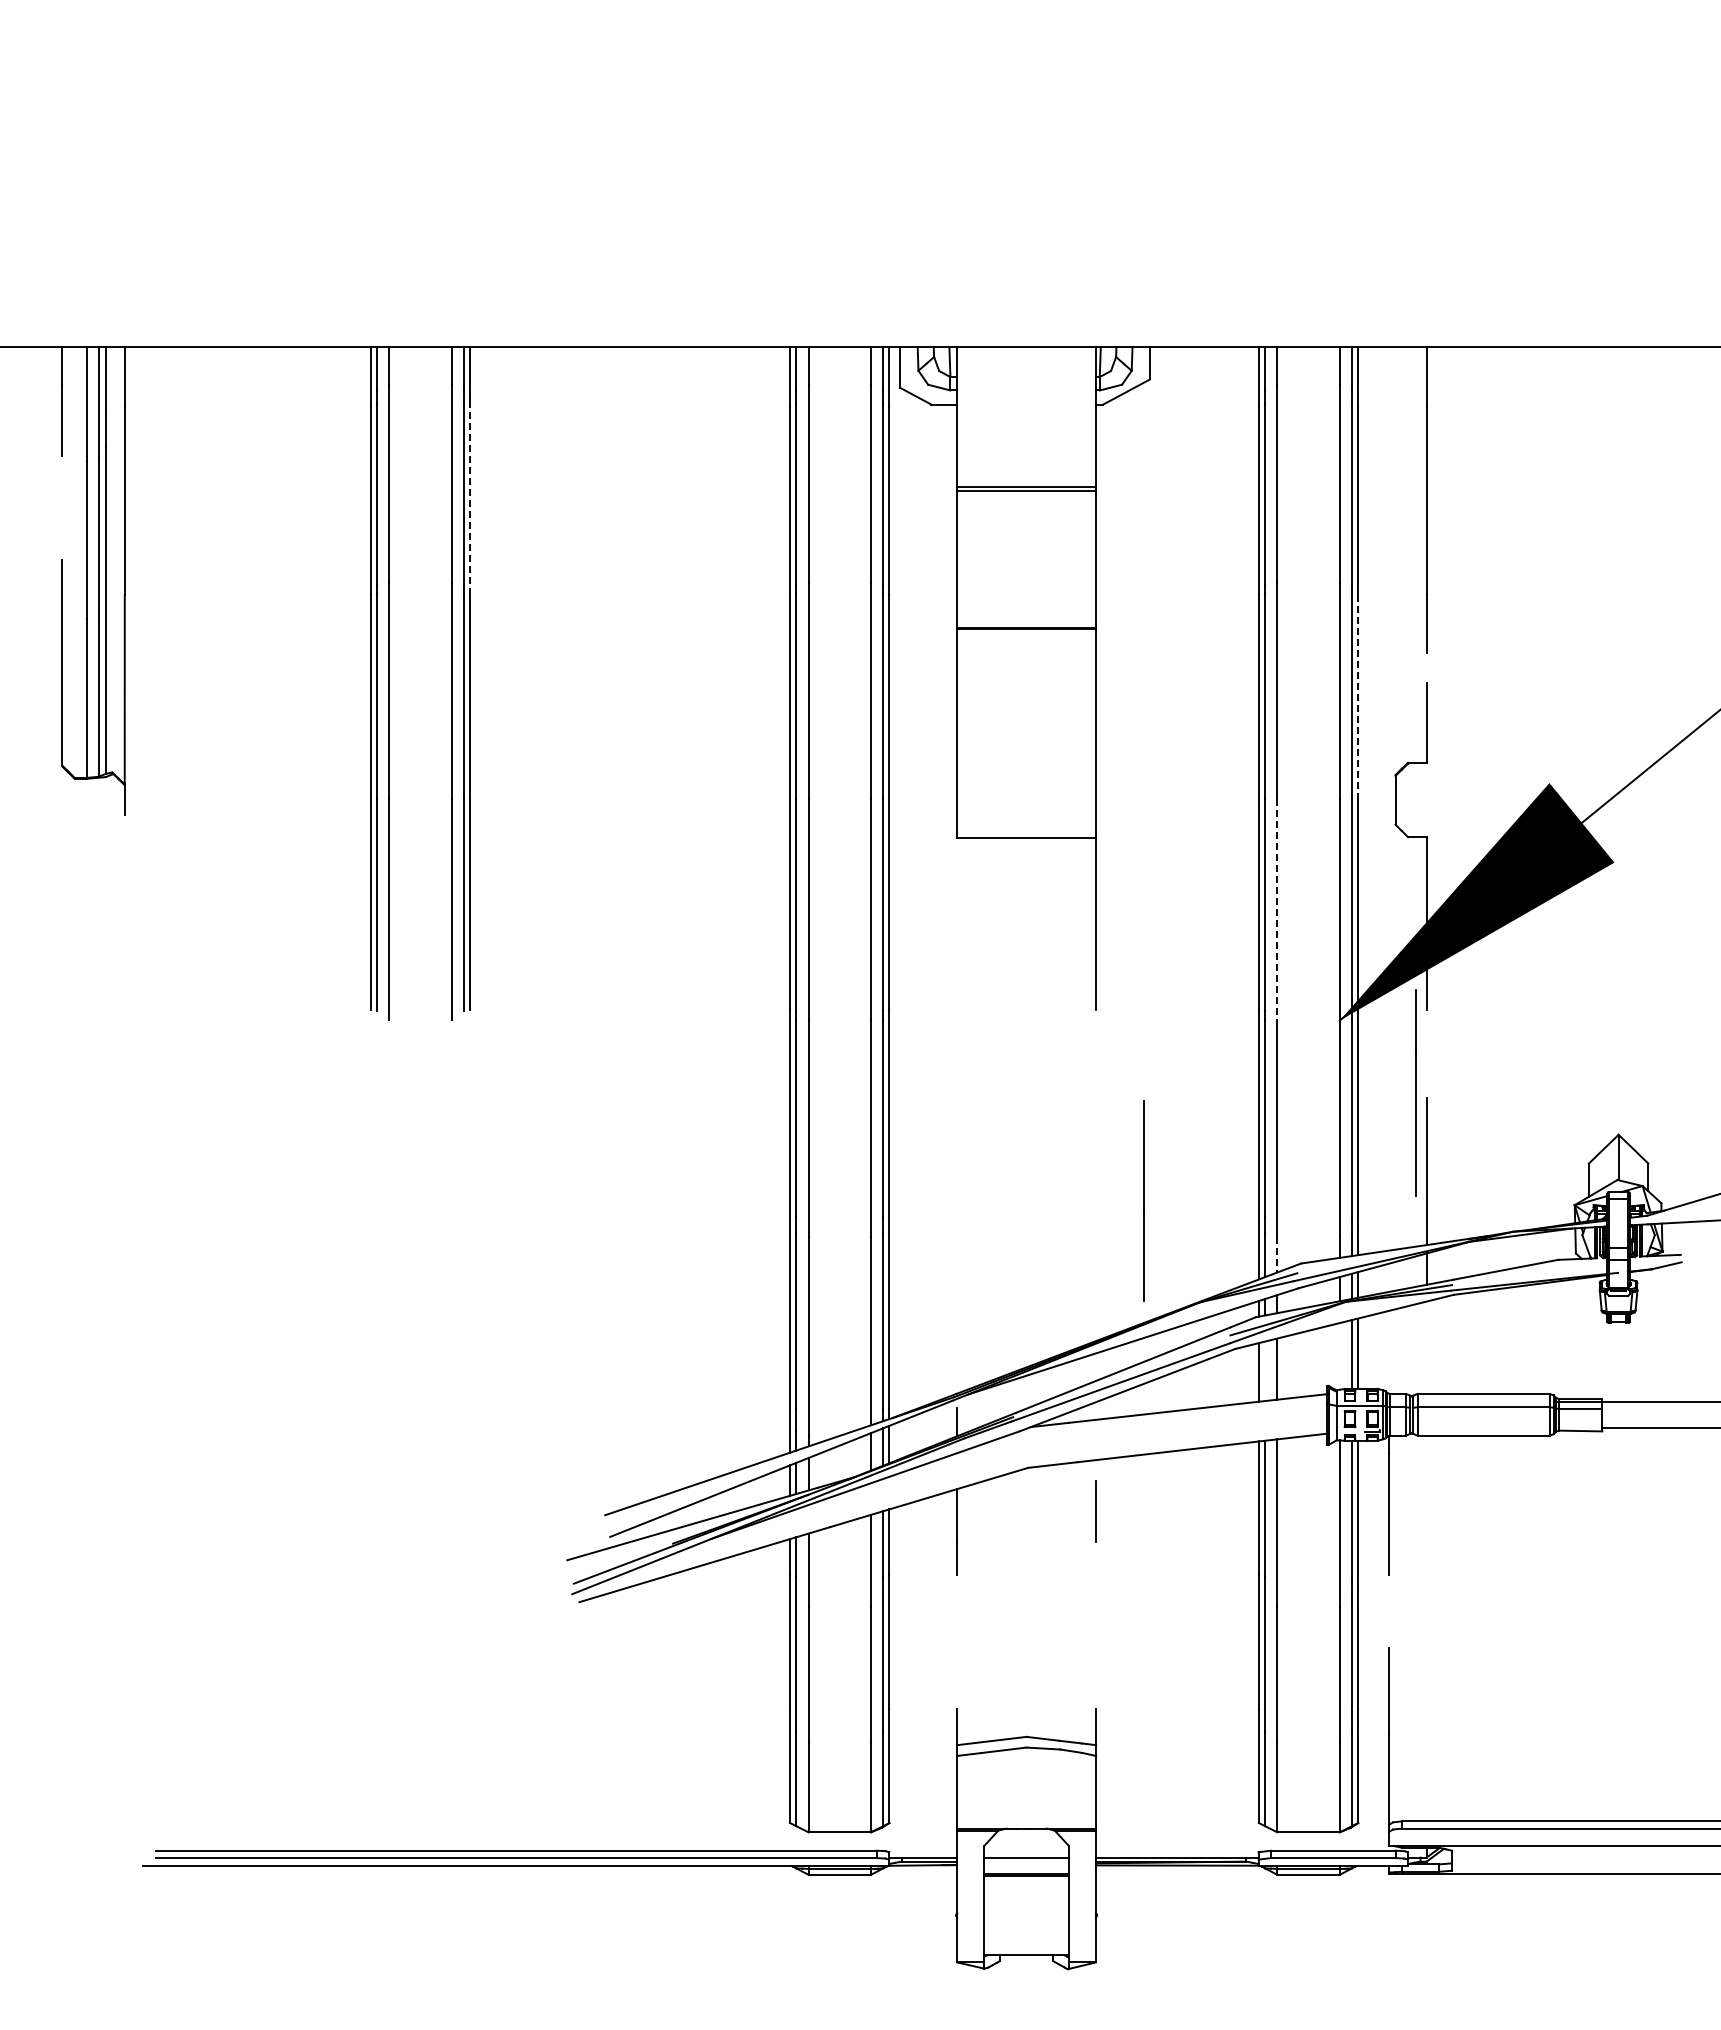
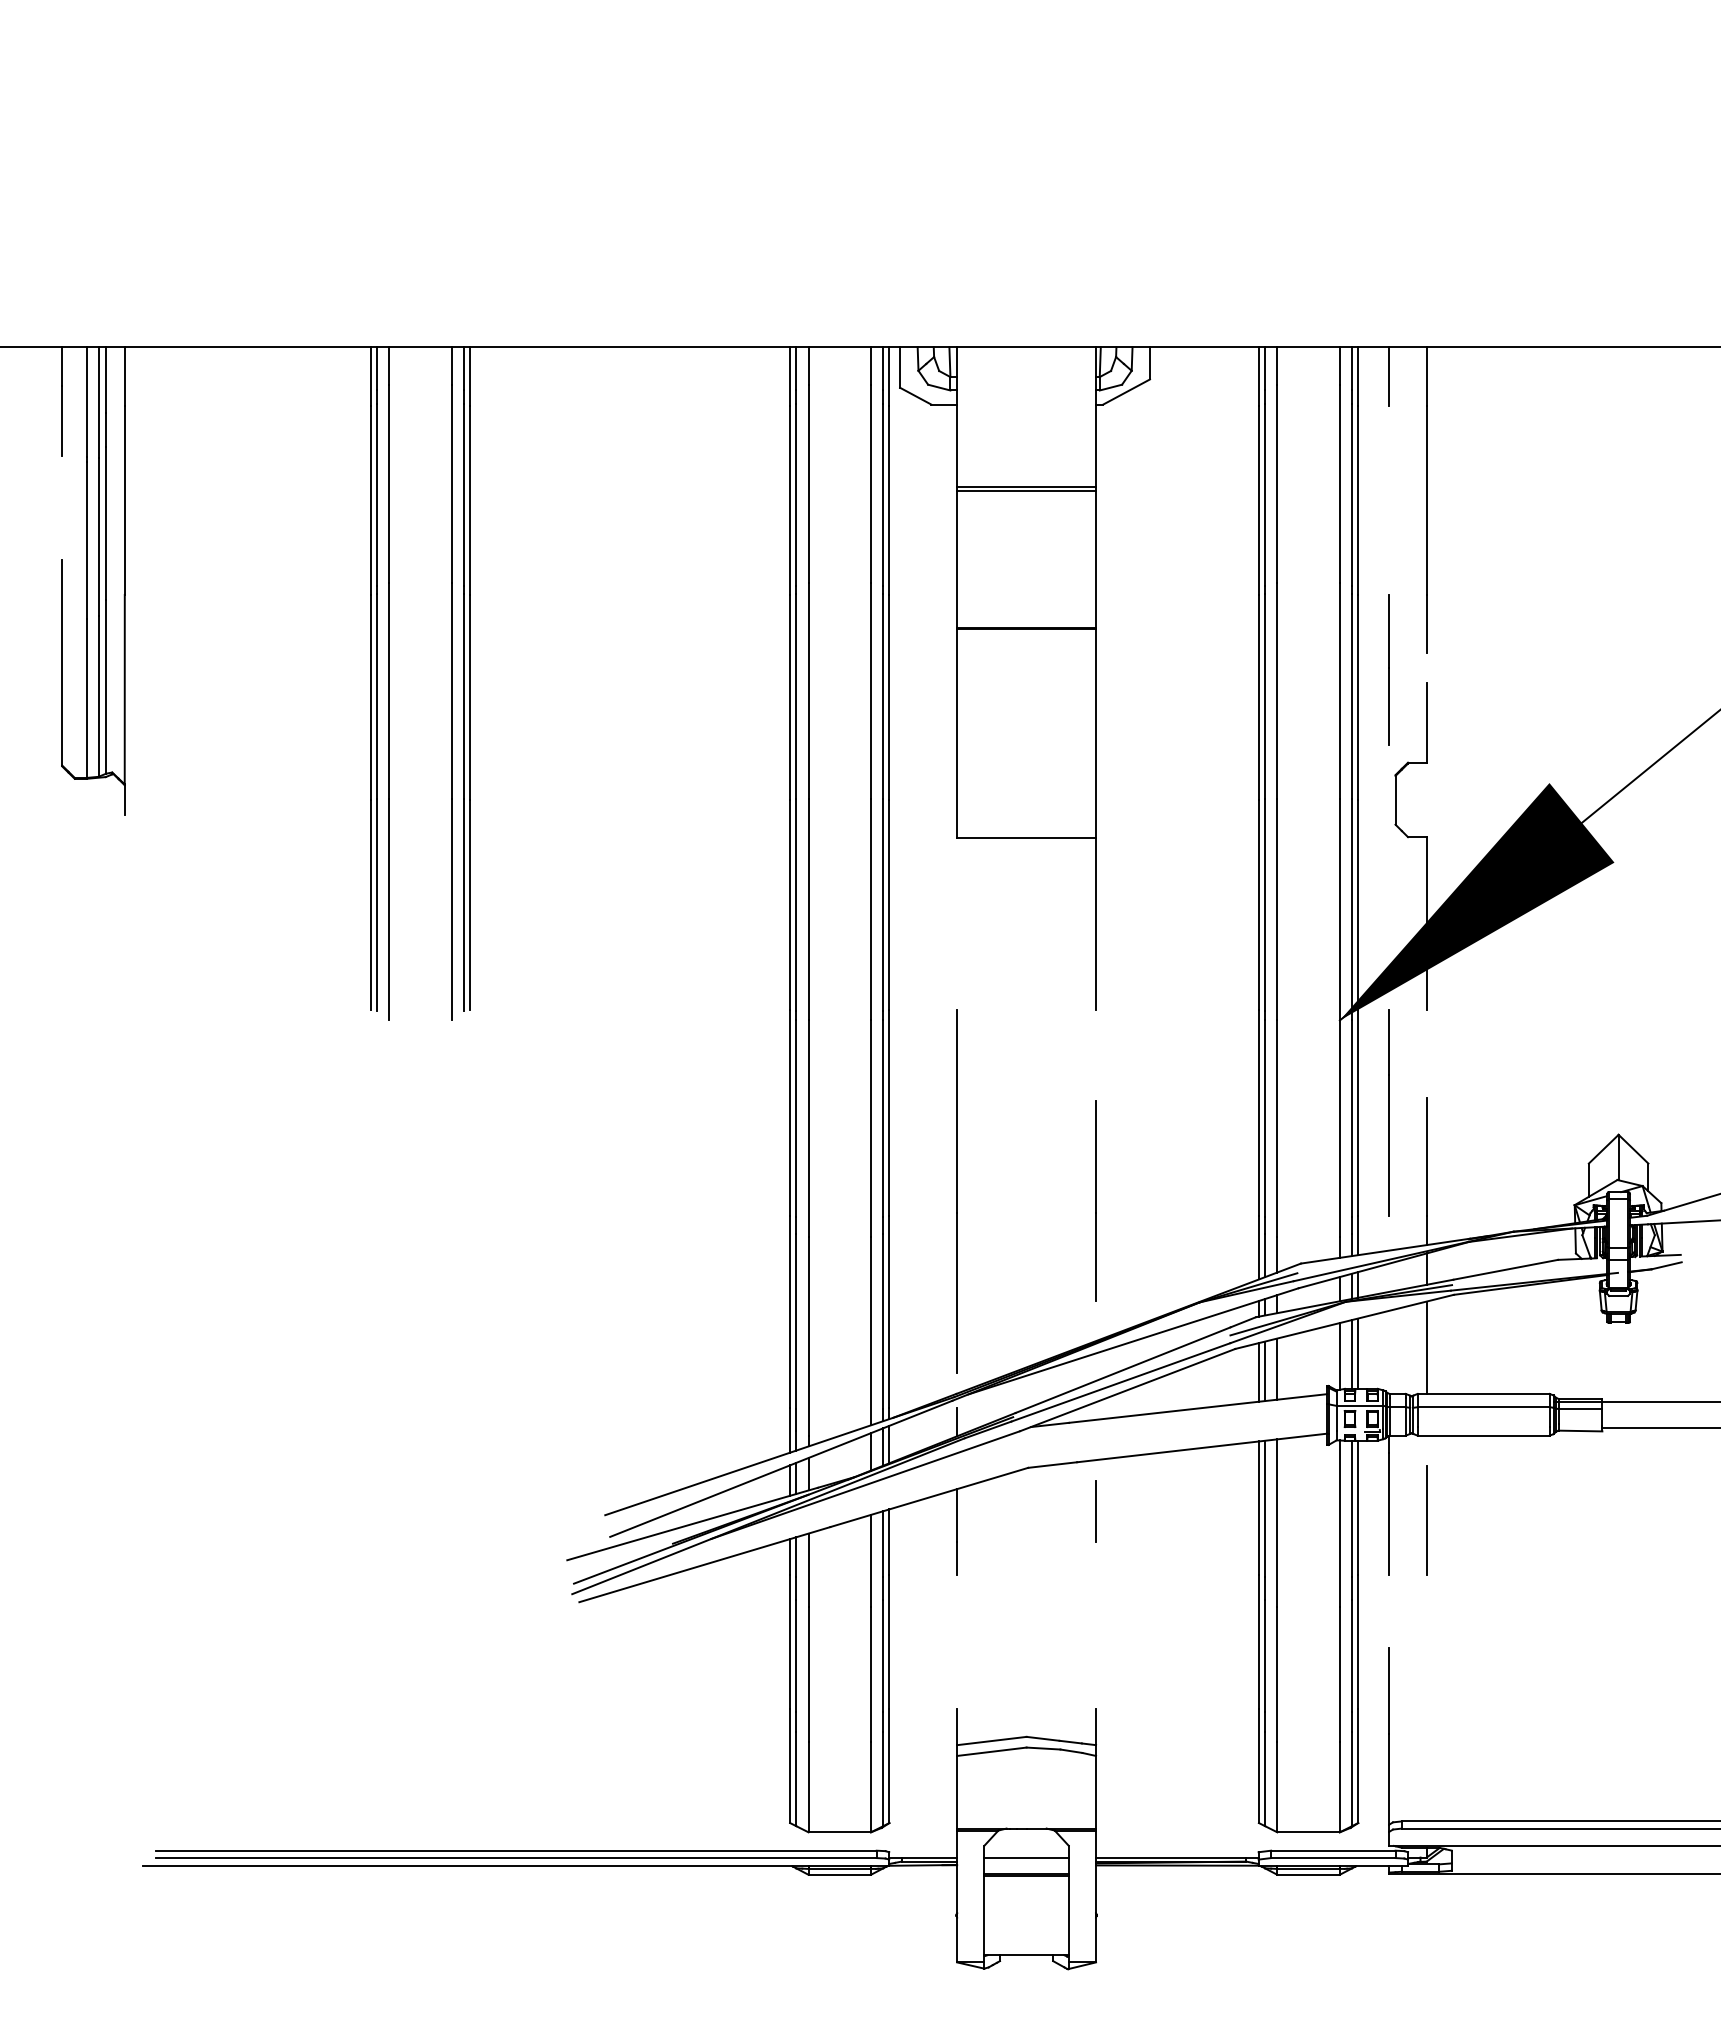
line: none -> present (1389, 376)
line: dashed -> solid (470, 500)
line: none -> present (1388, 669)
line: dashed -> solid (1358, 697)
line: dashed -> solid (1277, 909)
line position: (1415, 1092) -> (1388, 1112) (1388, 1112)
line: none -> present (956, 1191)
line position: (1143, 1200) -> (1095, 1200) (1095, 1200)
line: dashed -> solid (1277, 1254)
line: none -> present (1426, 1347)
line: none -> present (1339, 1356)
line: none -> present (1265, 1371)
line: none -> present (1426, 1520)
